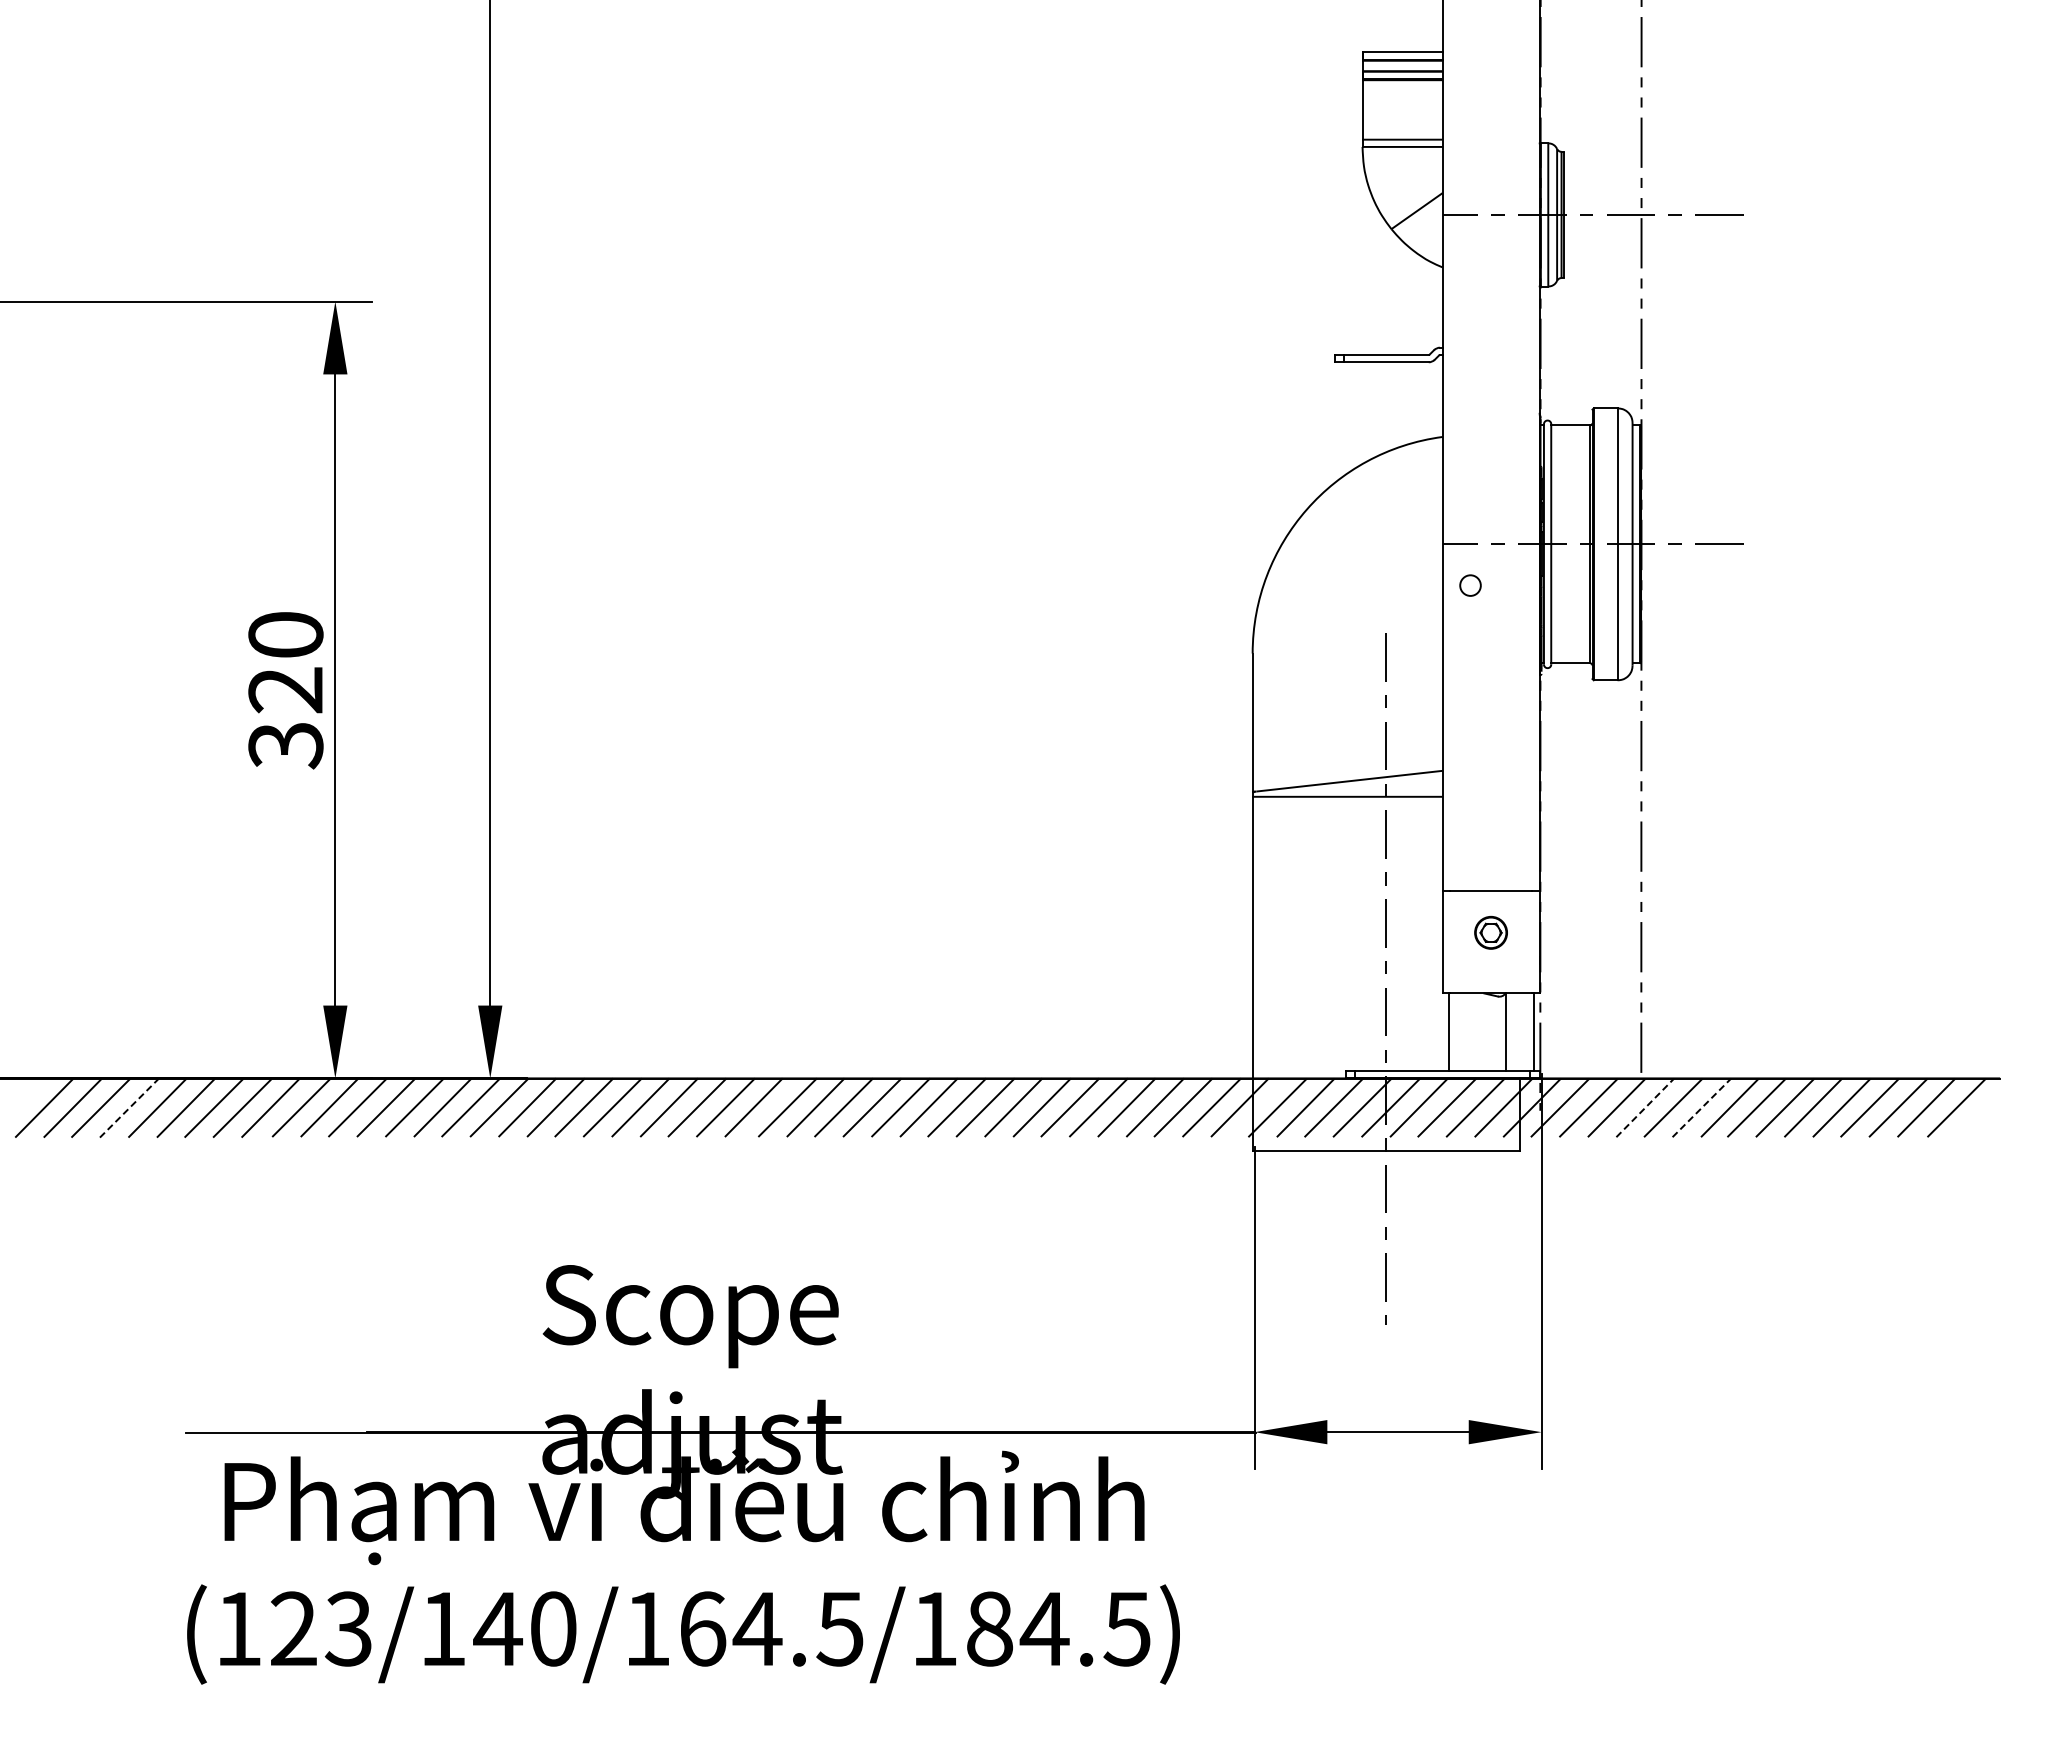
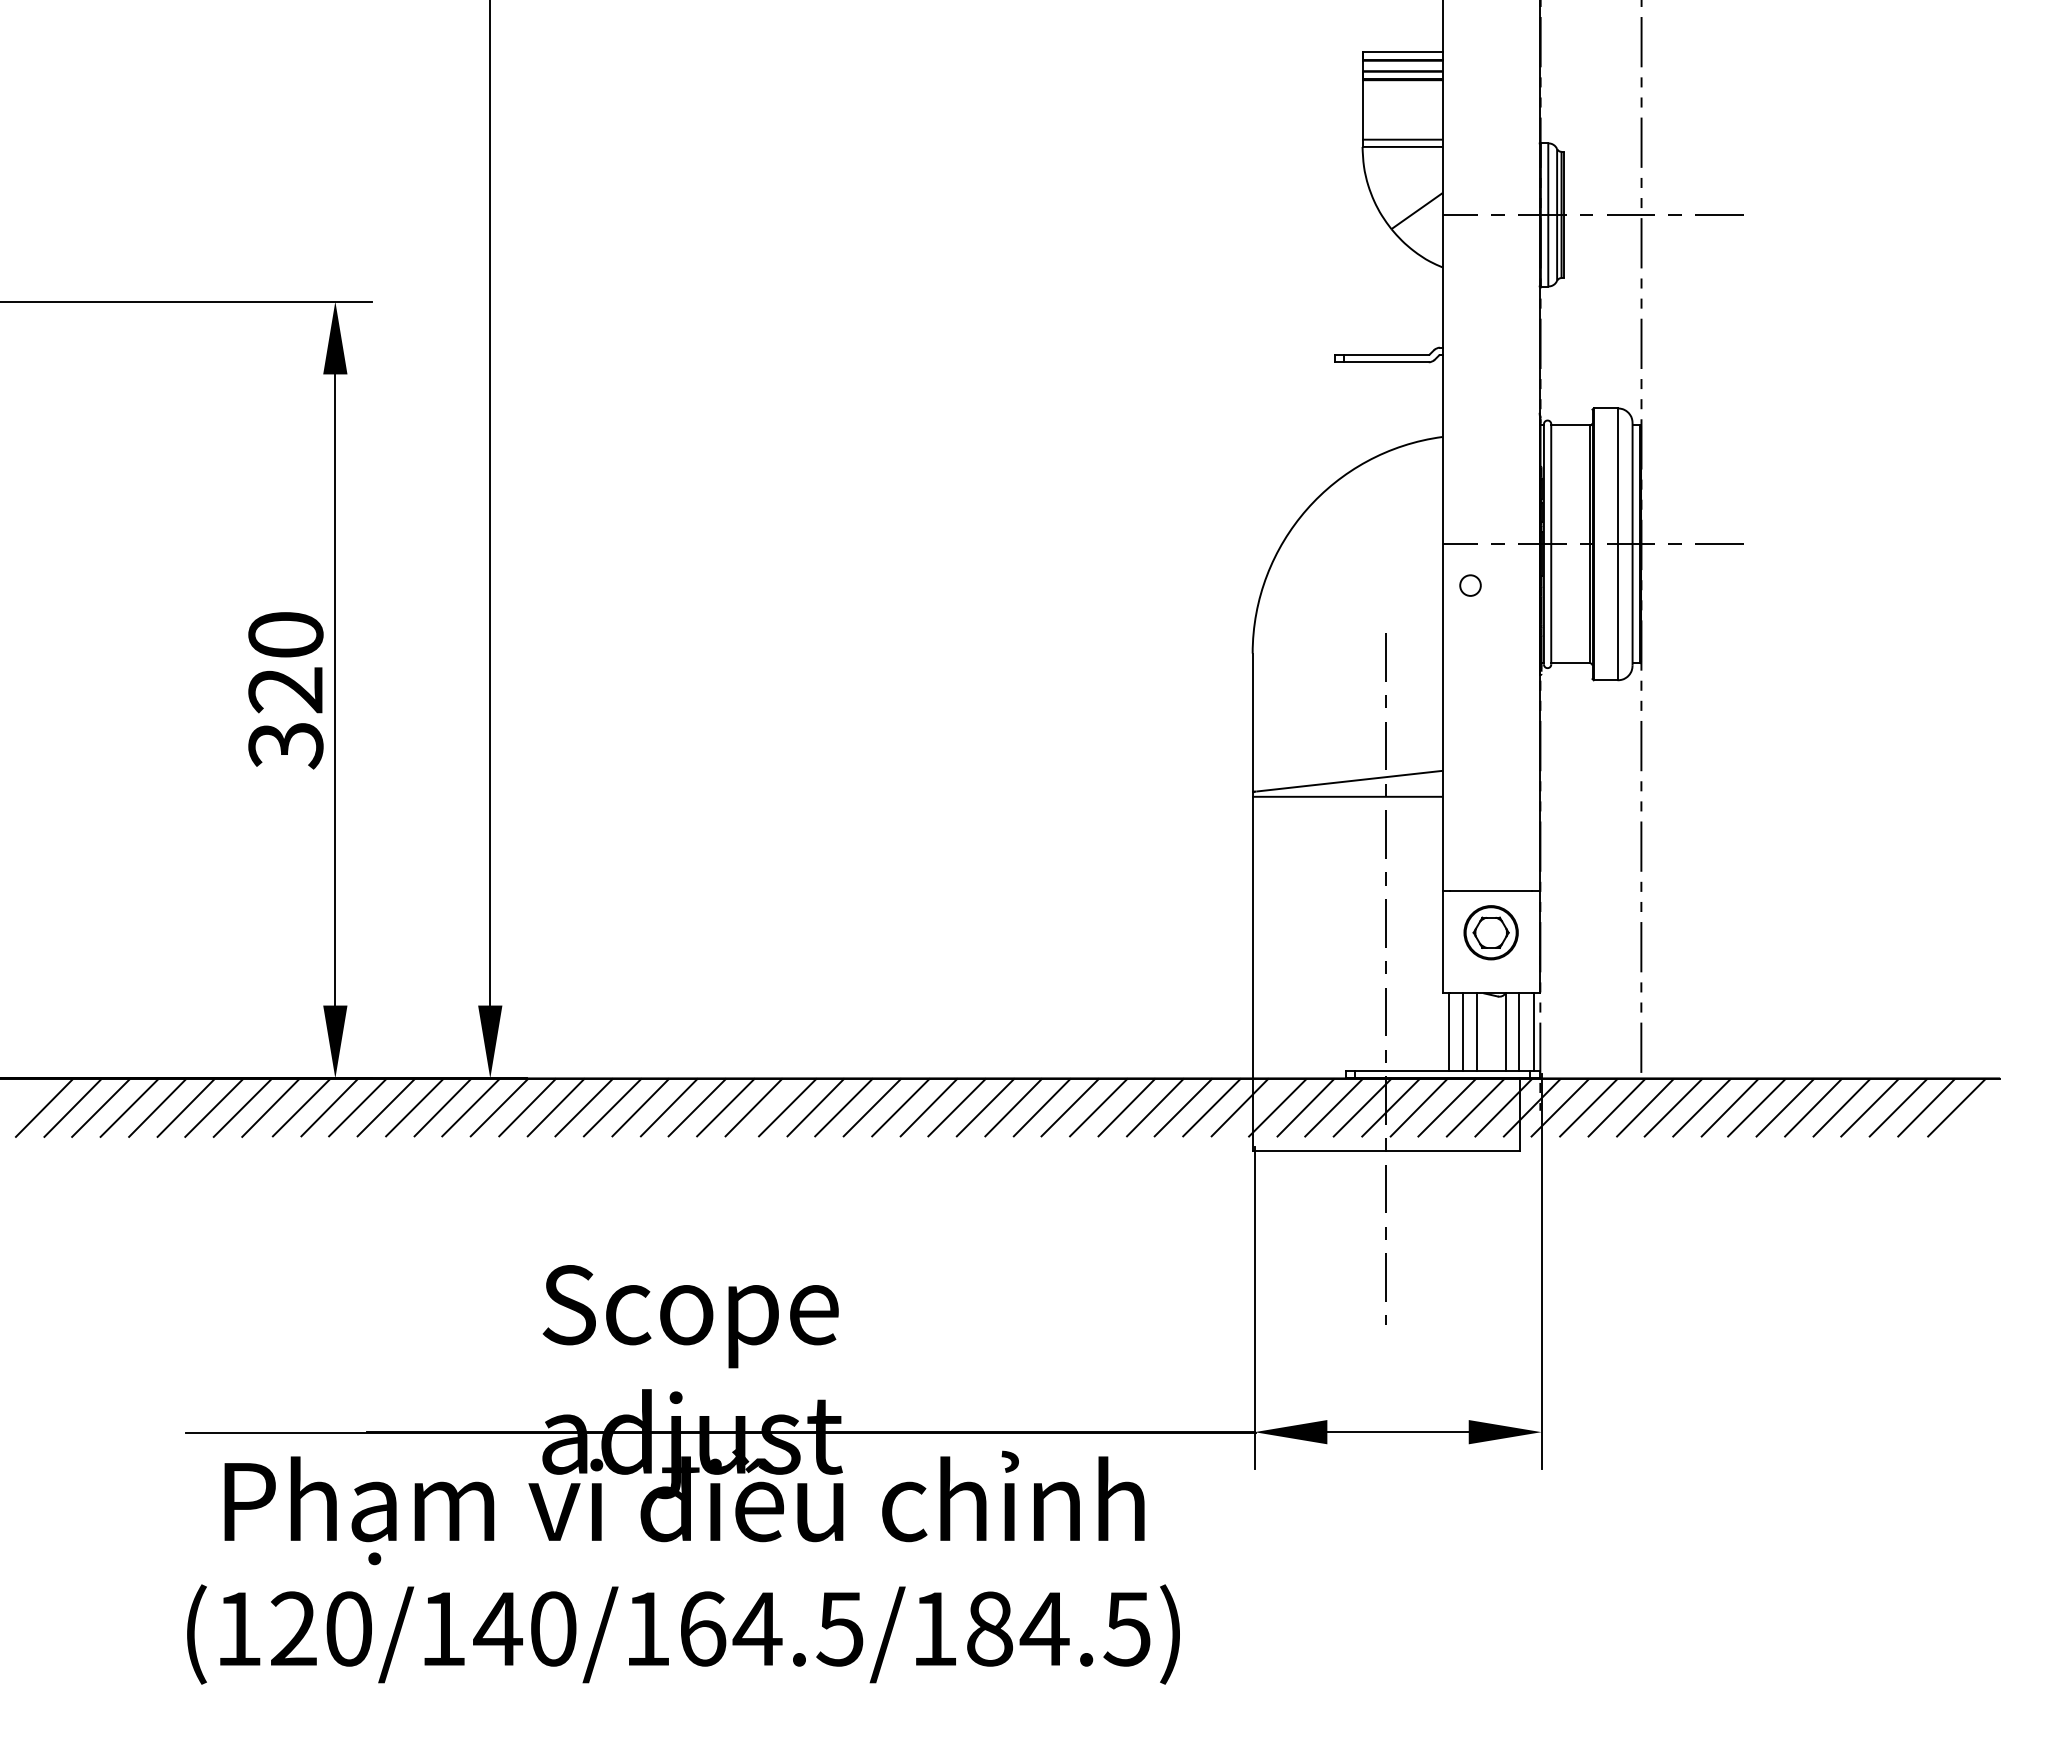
part size: 34x34 px -> 56x56 px (1490, 932)
line: none -> present (1463, 1032)
line: none -> present (1476, 1032)
line: none -> present (1519, 1032)
line: dashed -> solid (129, 1107)
line: dashed -> solid (1645, 1107)
line: dashed -> solid (1702, 1107)
text: (123/140/164.5/184.5) -> (120/140/164.5/184.5) (347, 1628)
